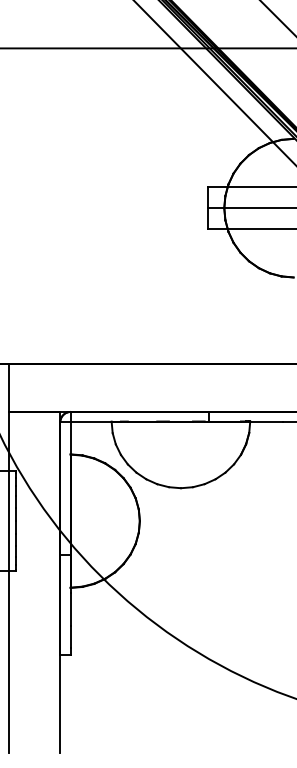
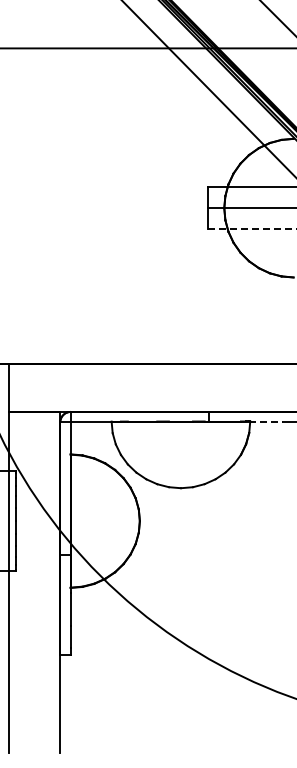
line position: (214, 82) -> (208, 88) (208, 88)
line: solid -> dashed (252, 228)
line: solid -> dashed (266, 421)
